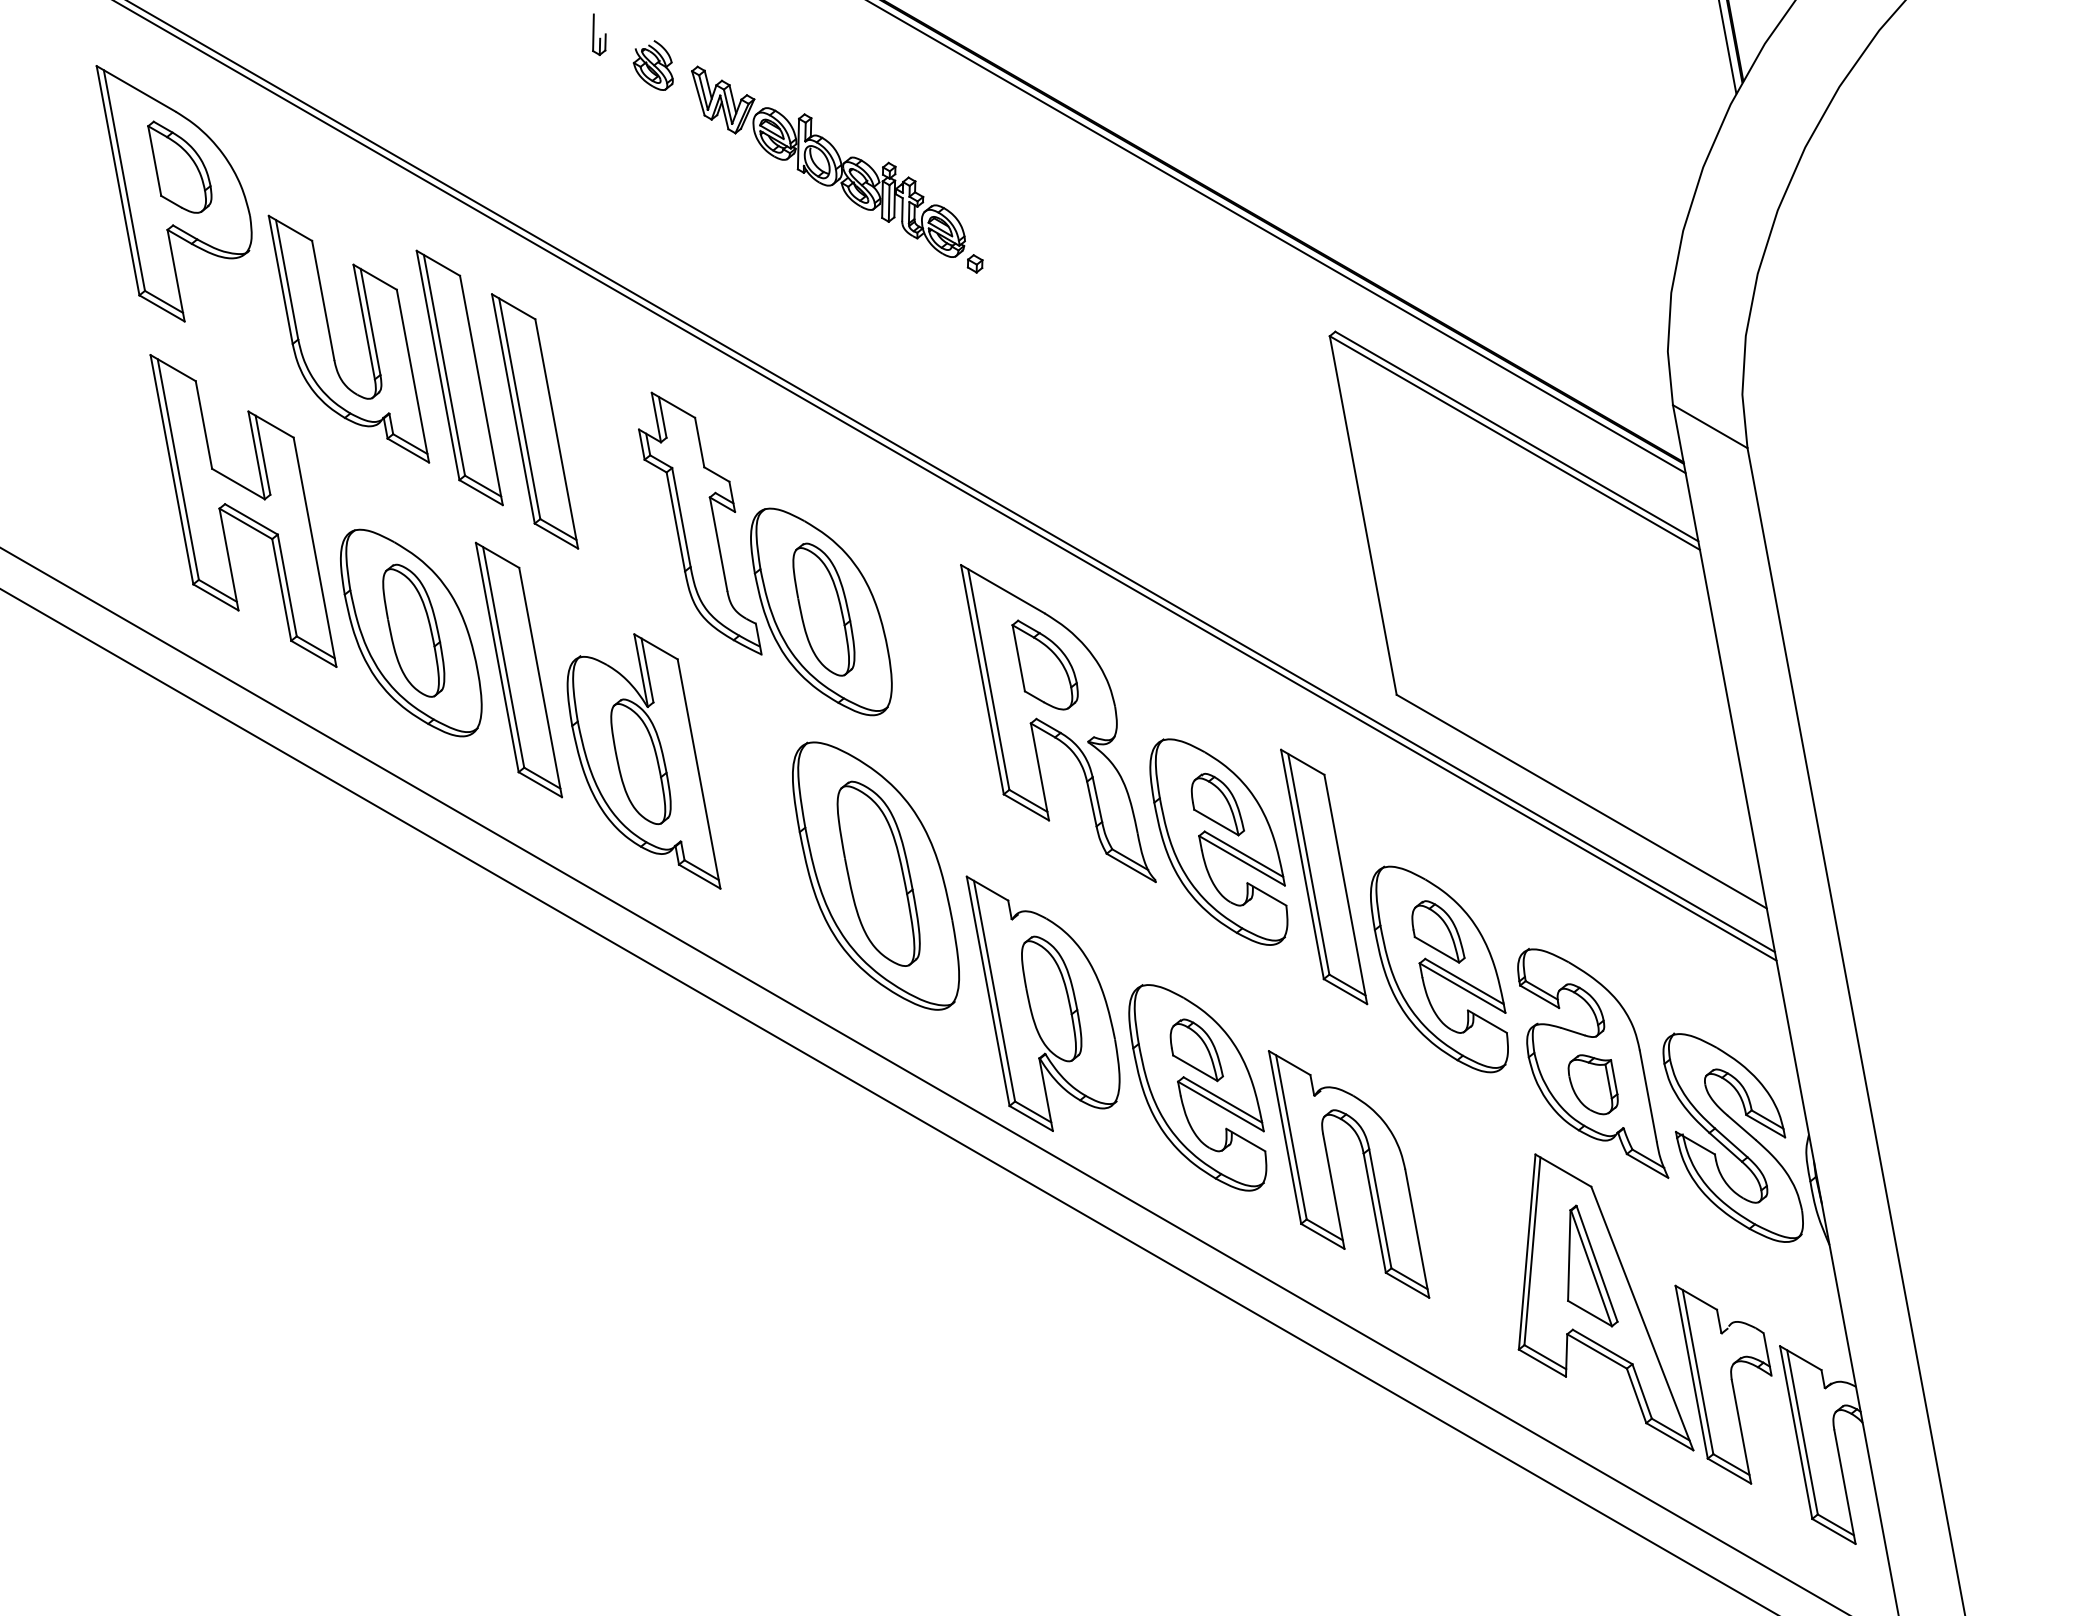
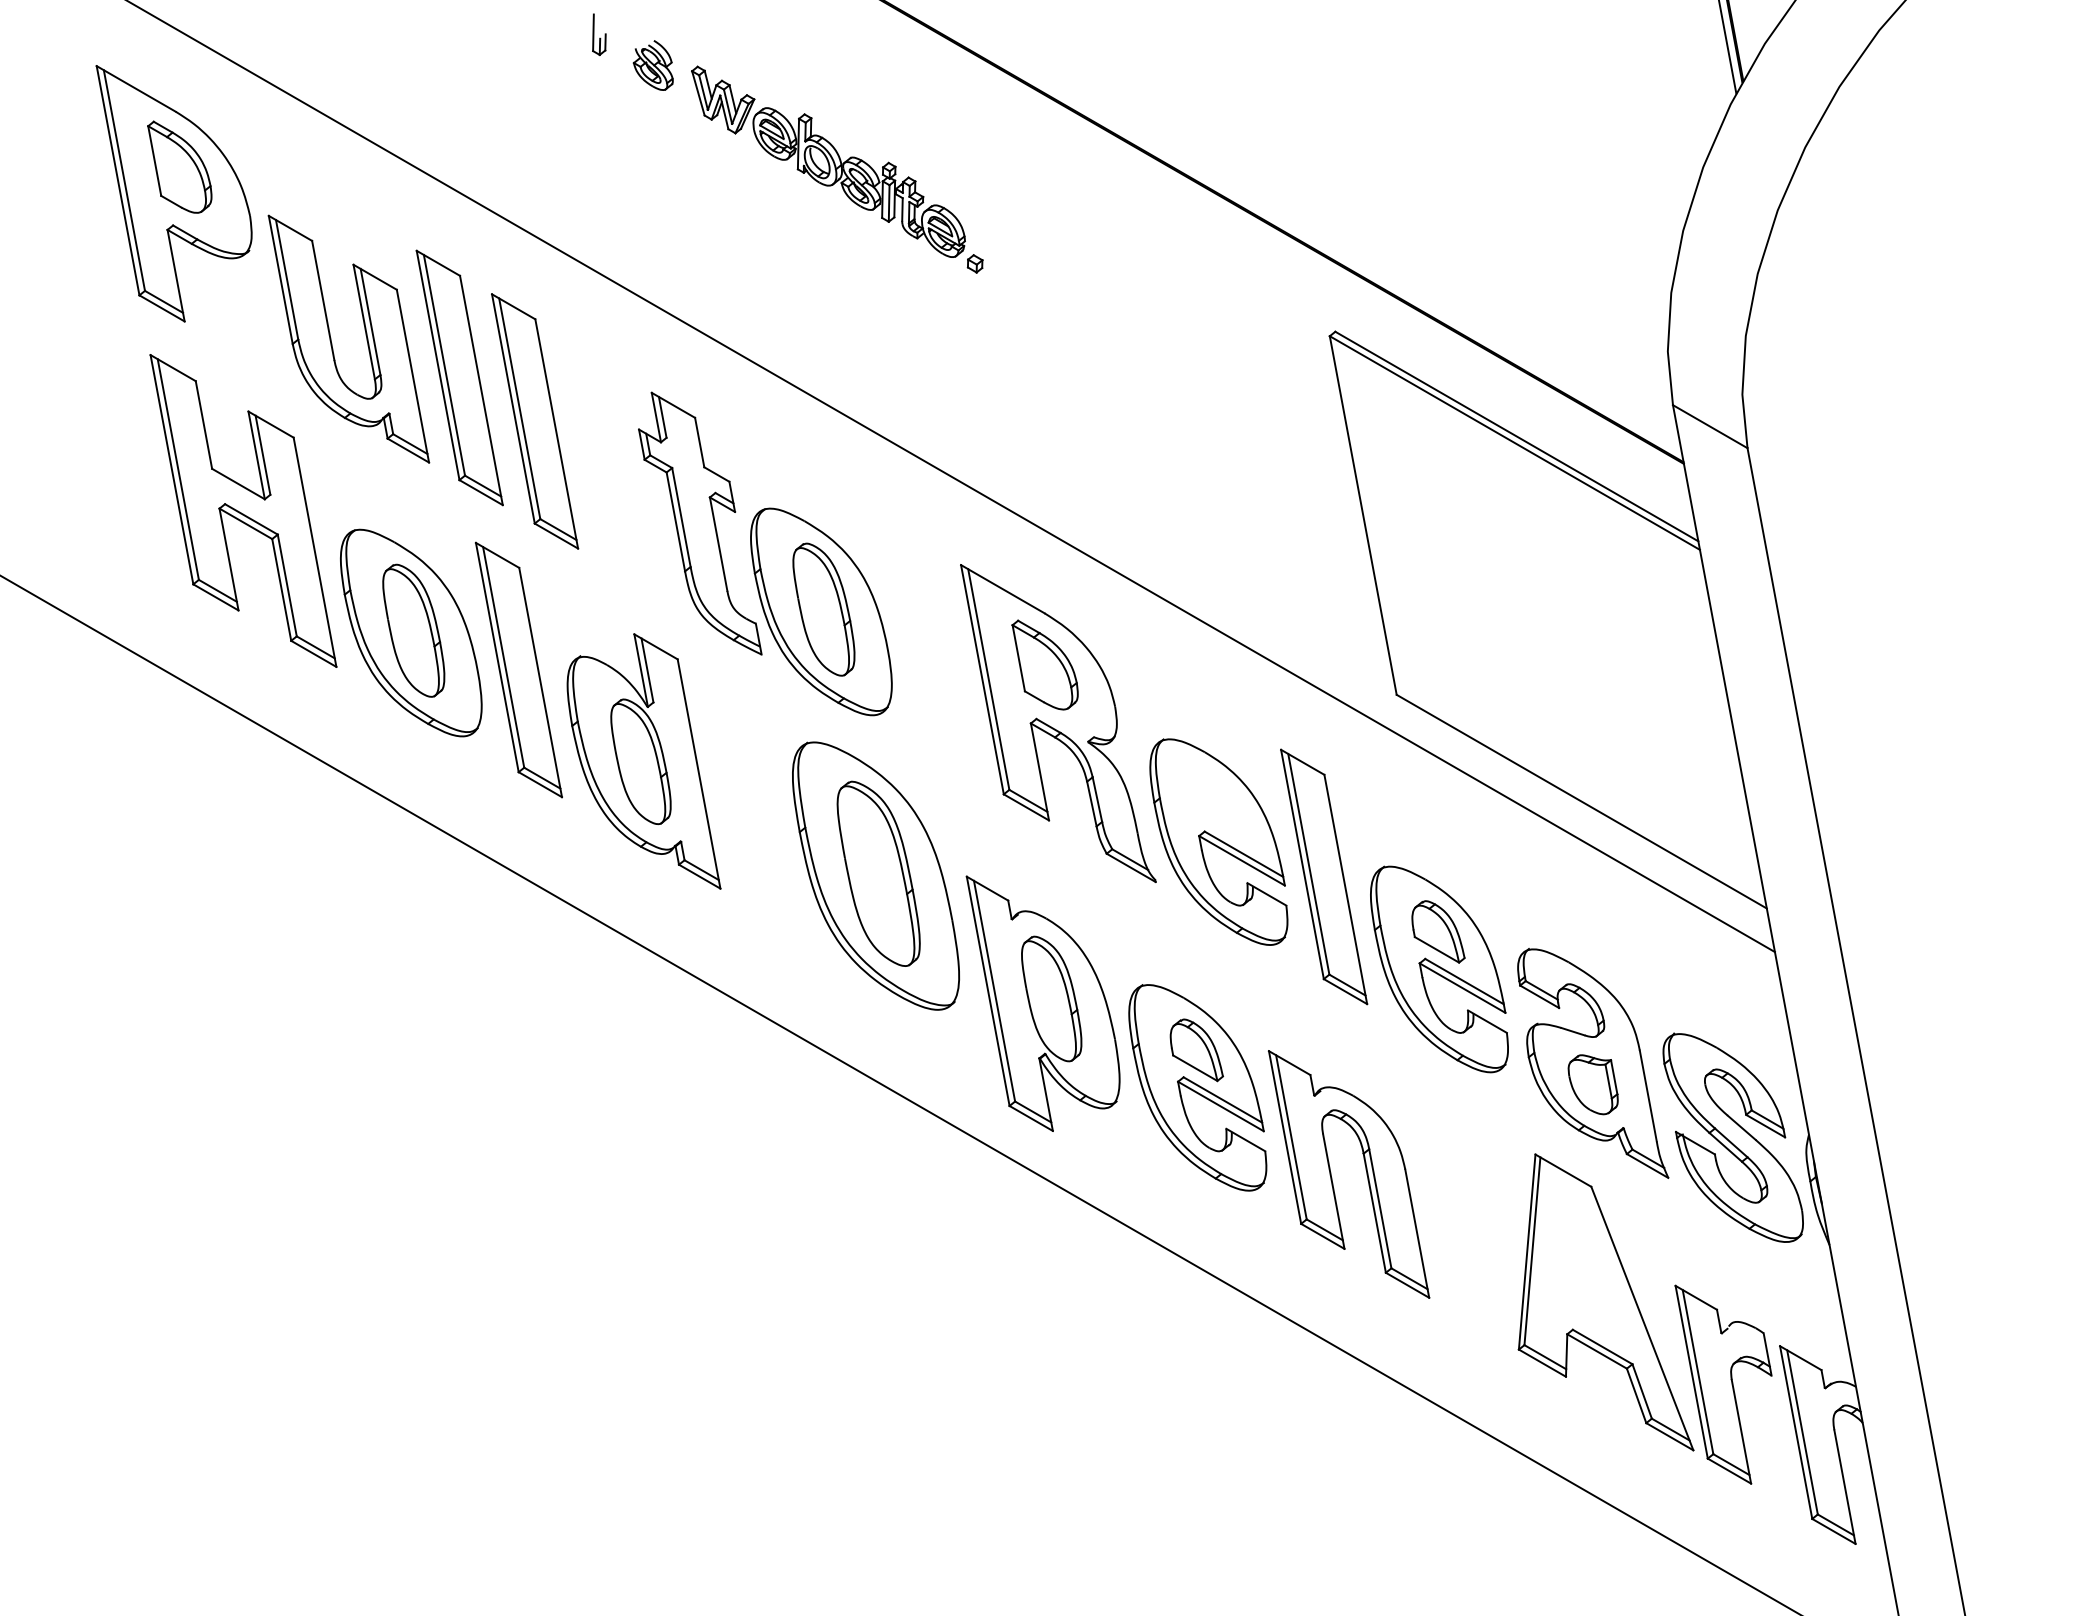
line: present -> none (1277, 237)
line: present -> none (946, 481)
part: present -> none (1217, 804)
line position: (923, 1080) -> (899, 1094) (899, 1094)
line: present -> none (887, 1101)
part: present -> none (1592, 1265)
